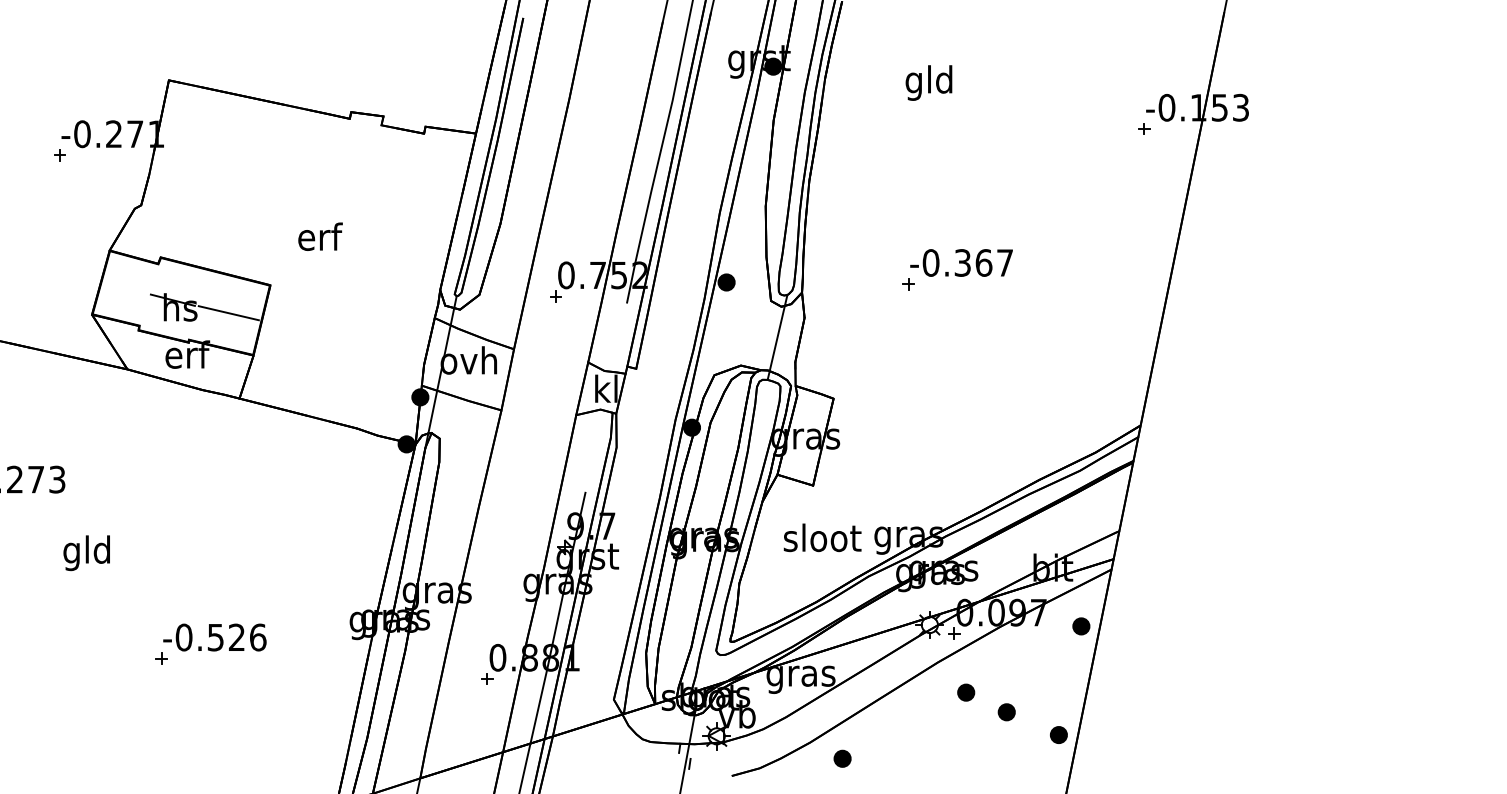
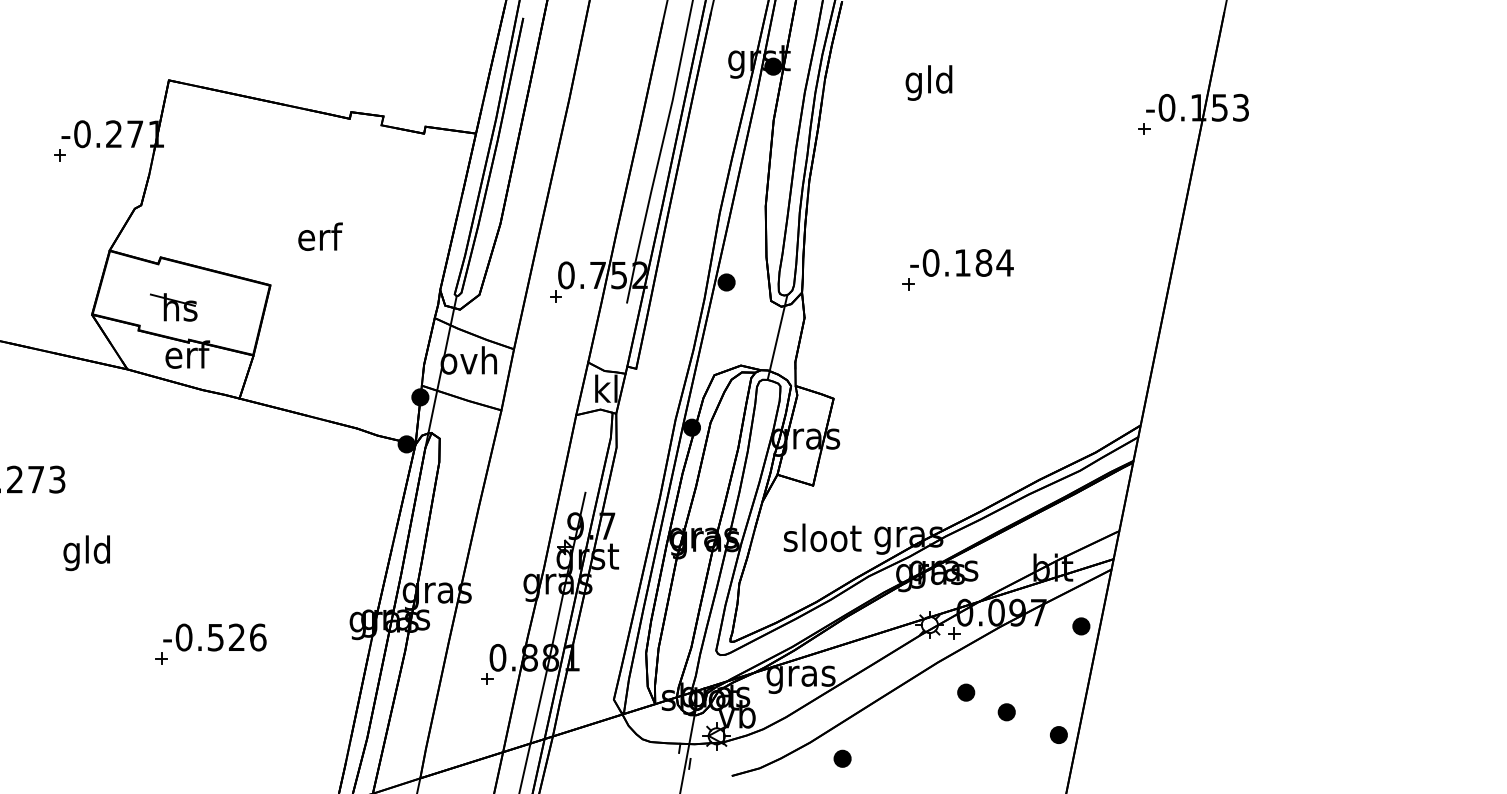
text: -0.367 -> -0.184 (983, 262)
line: present -> none (228, 313)
